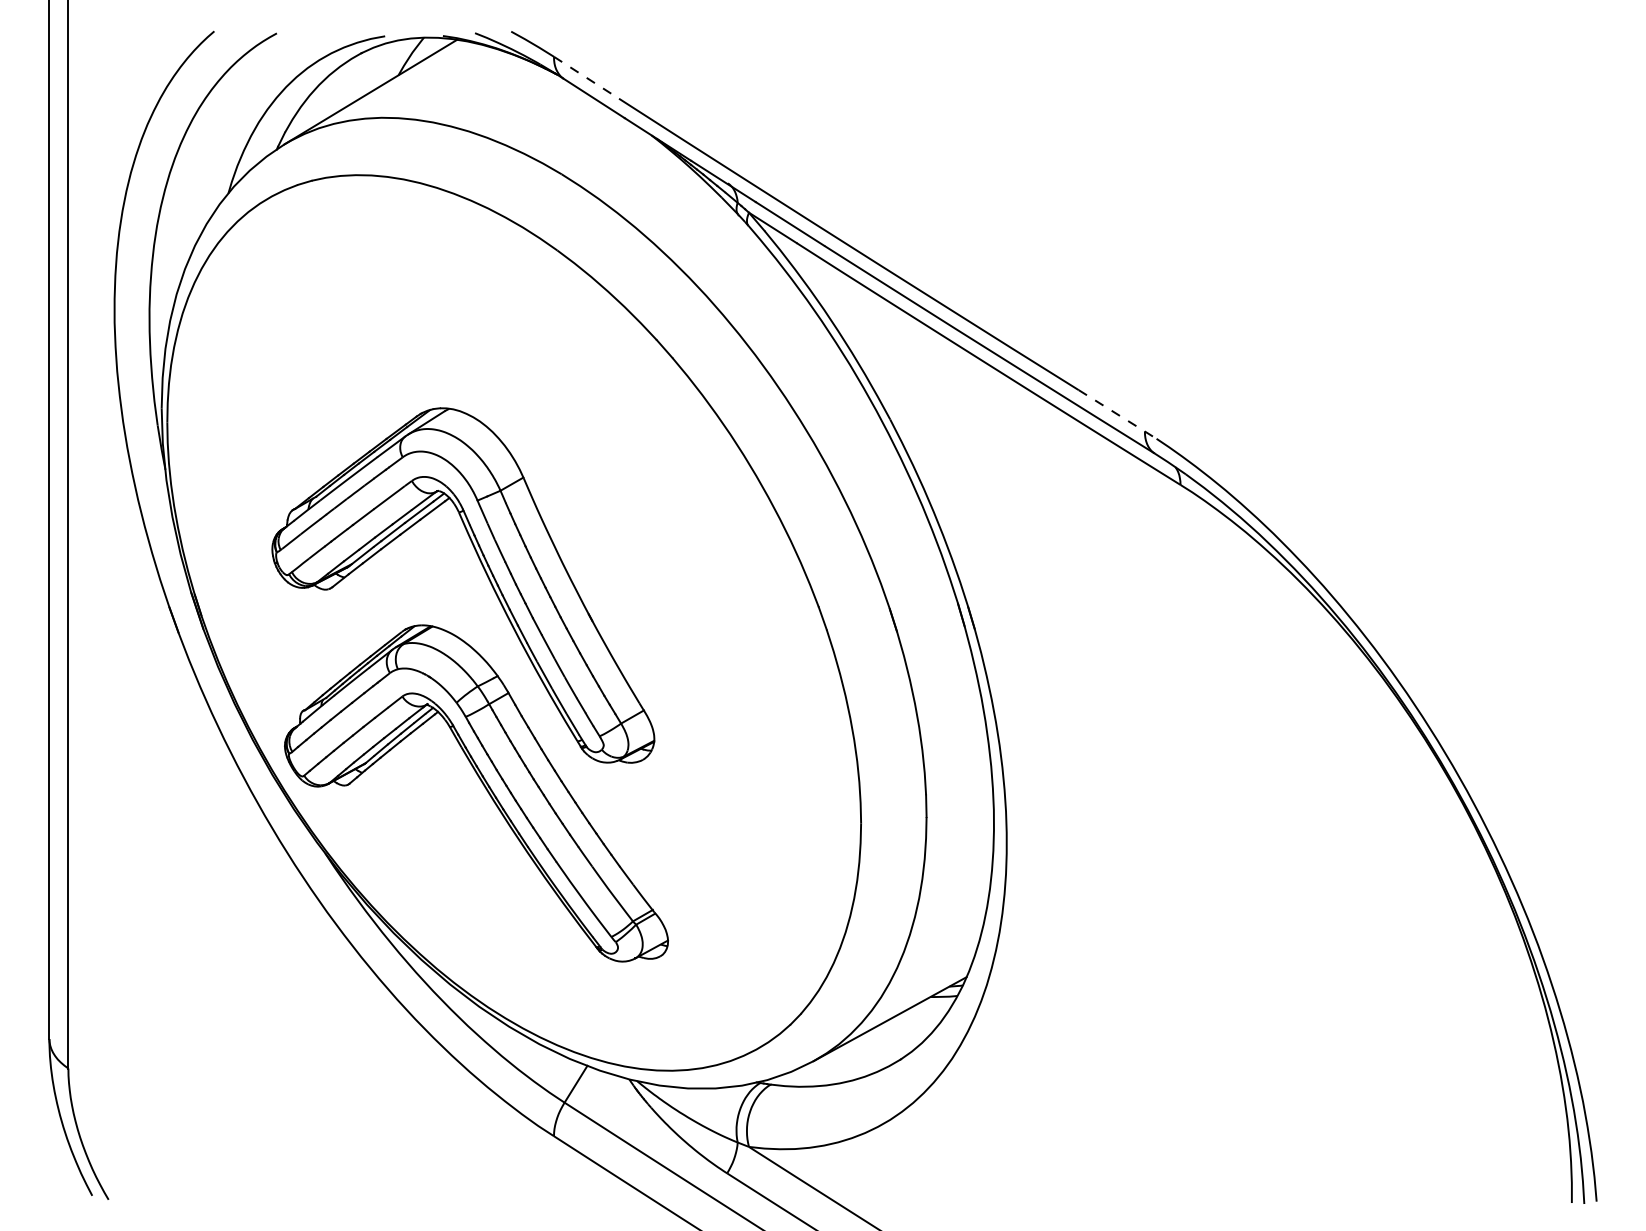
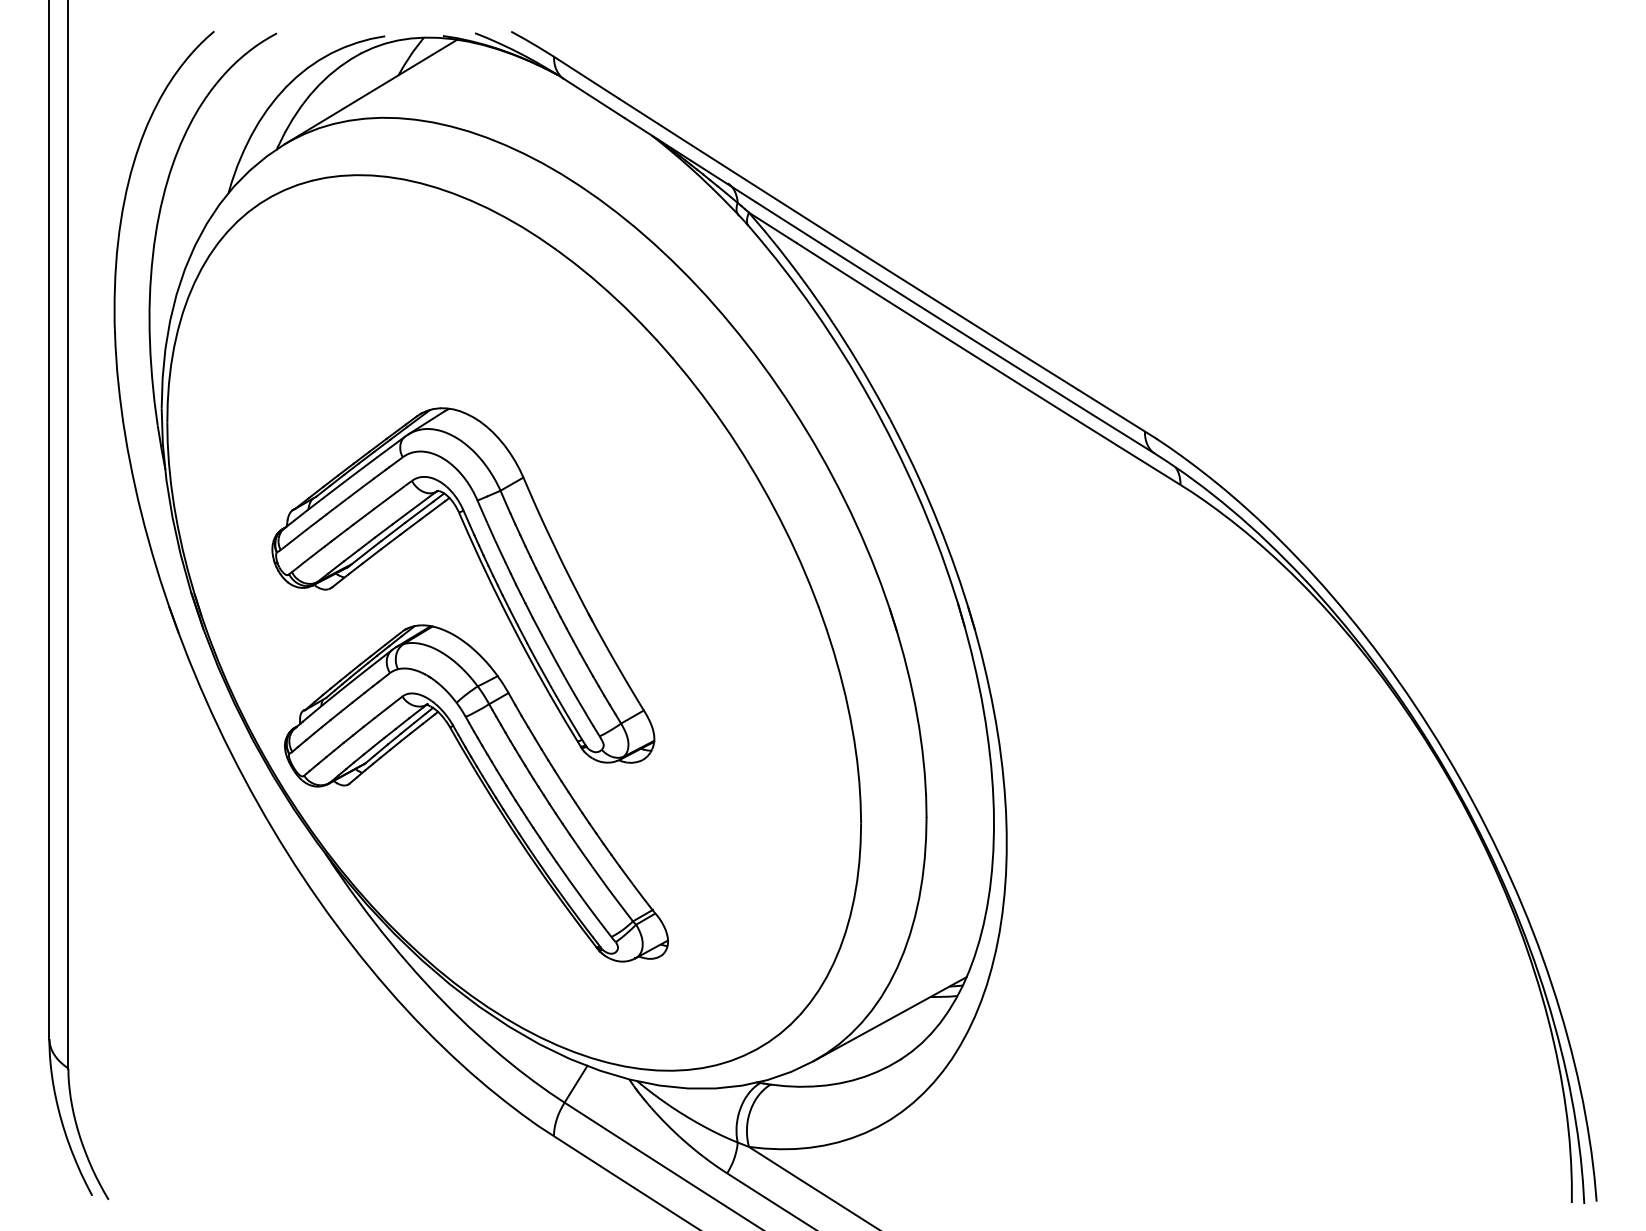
line: dashed -> solid (586, 77)
line: dashed -> solid (1117, 414)
